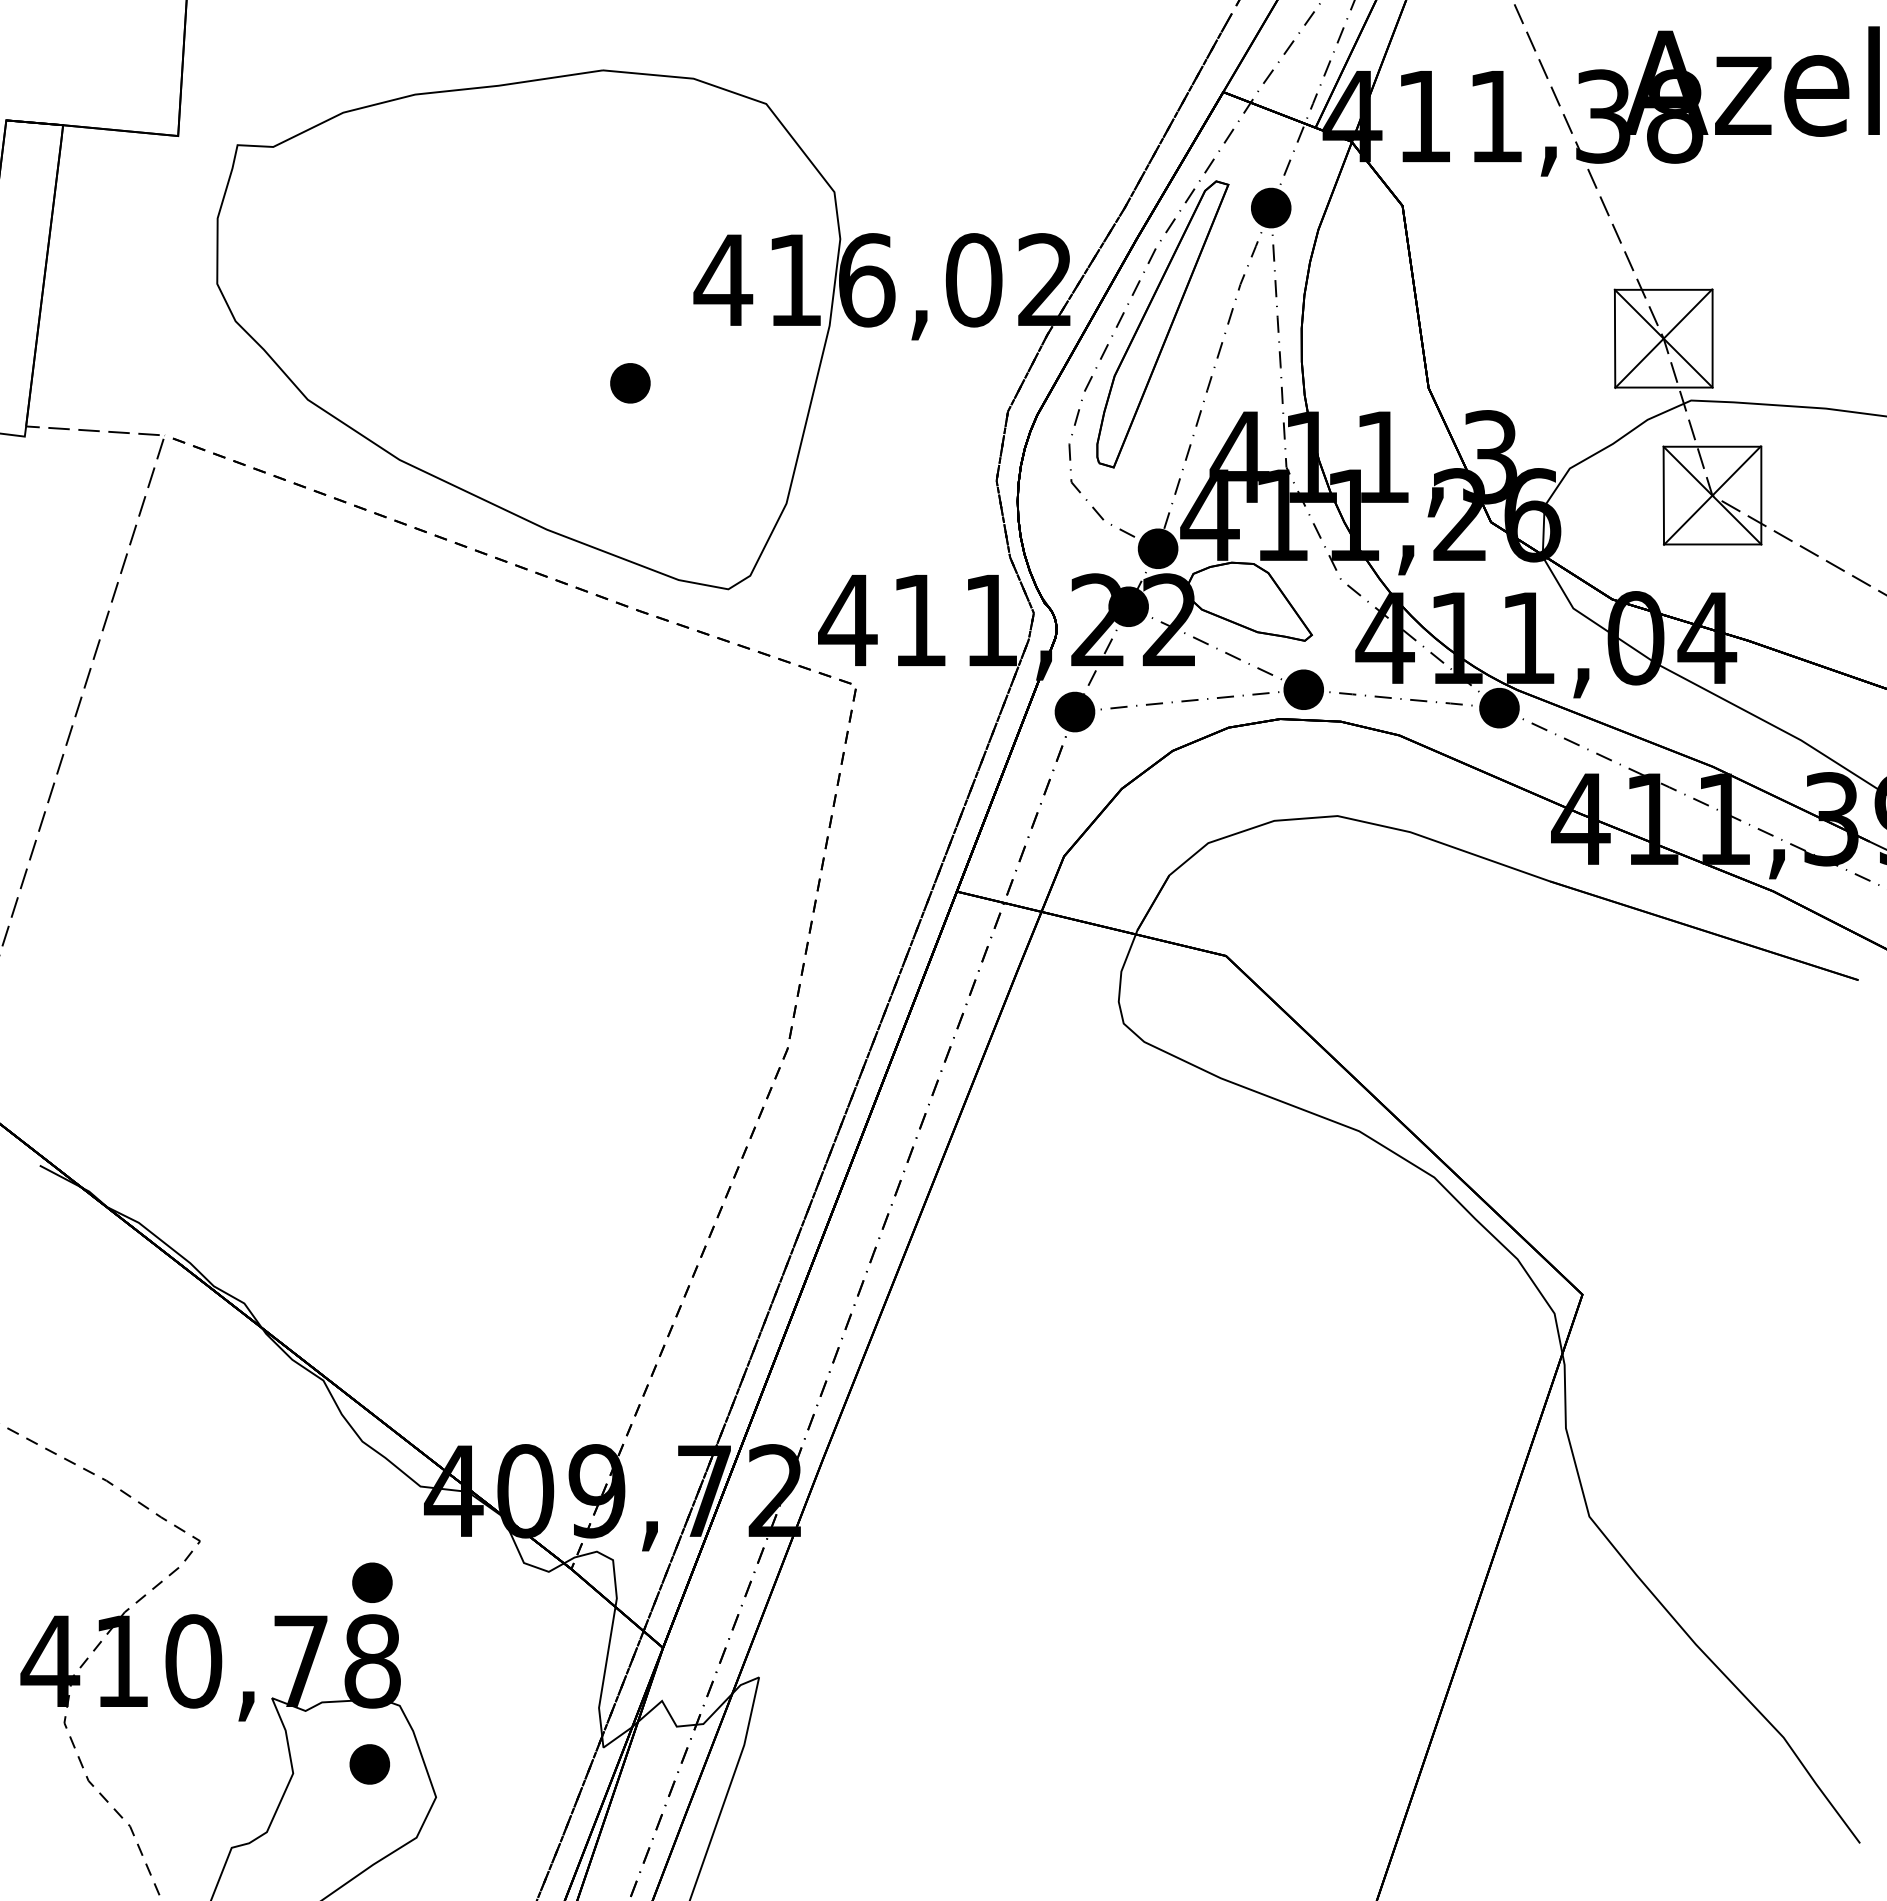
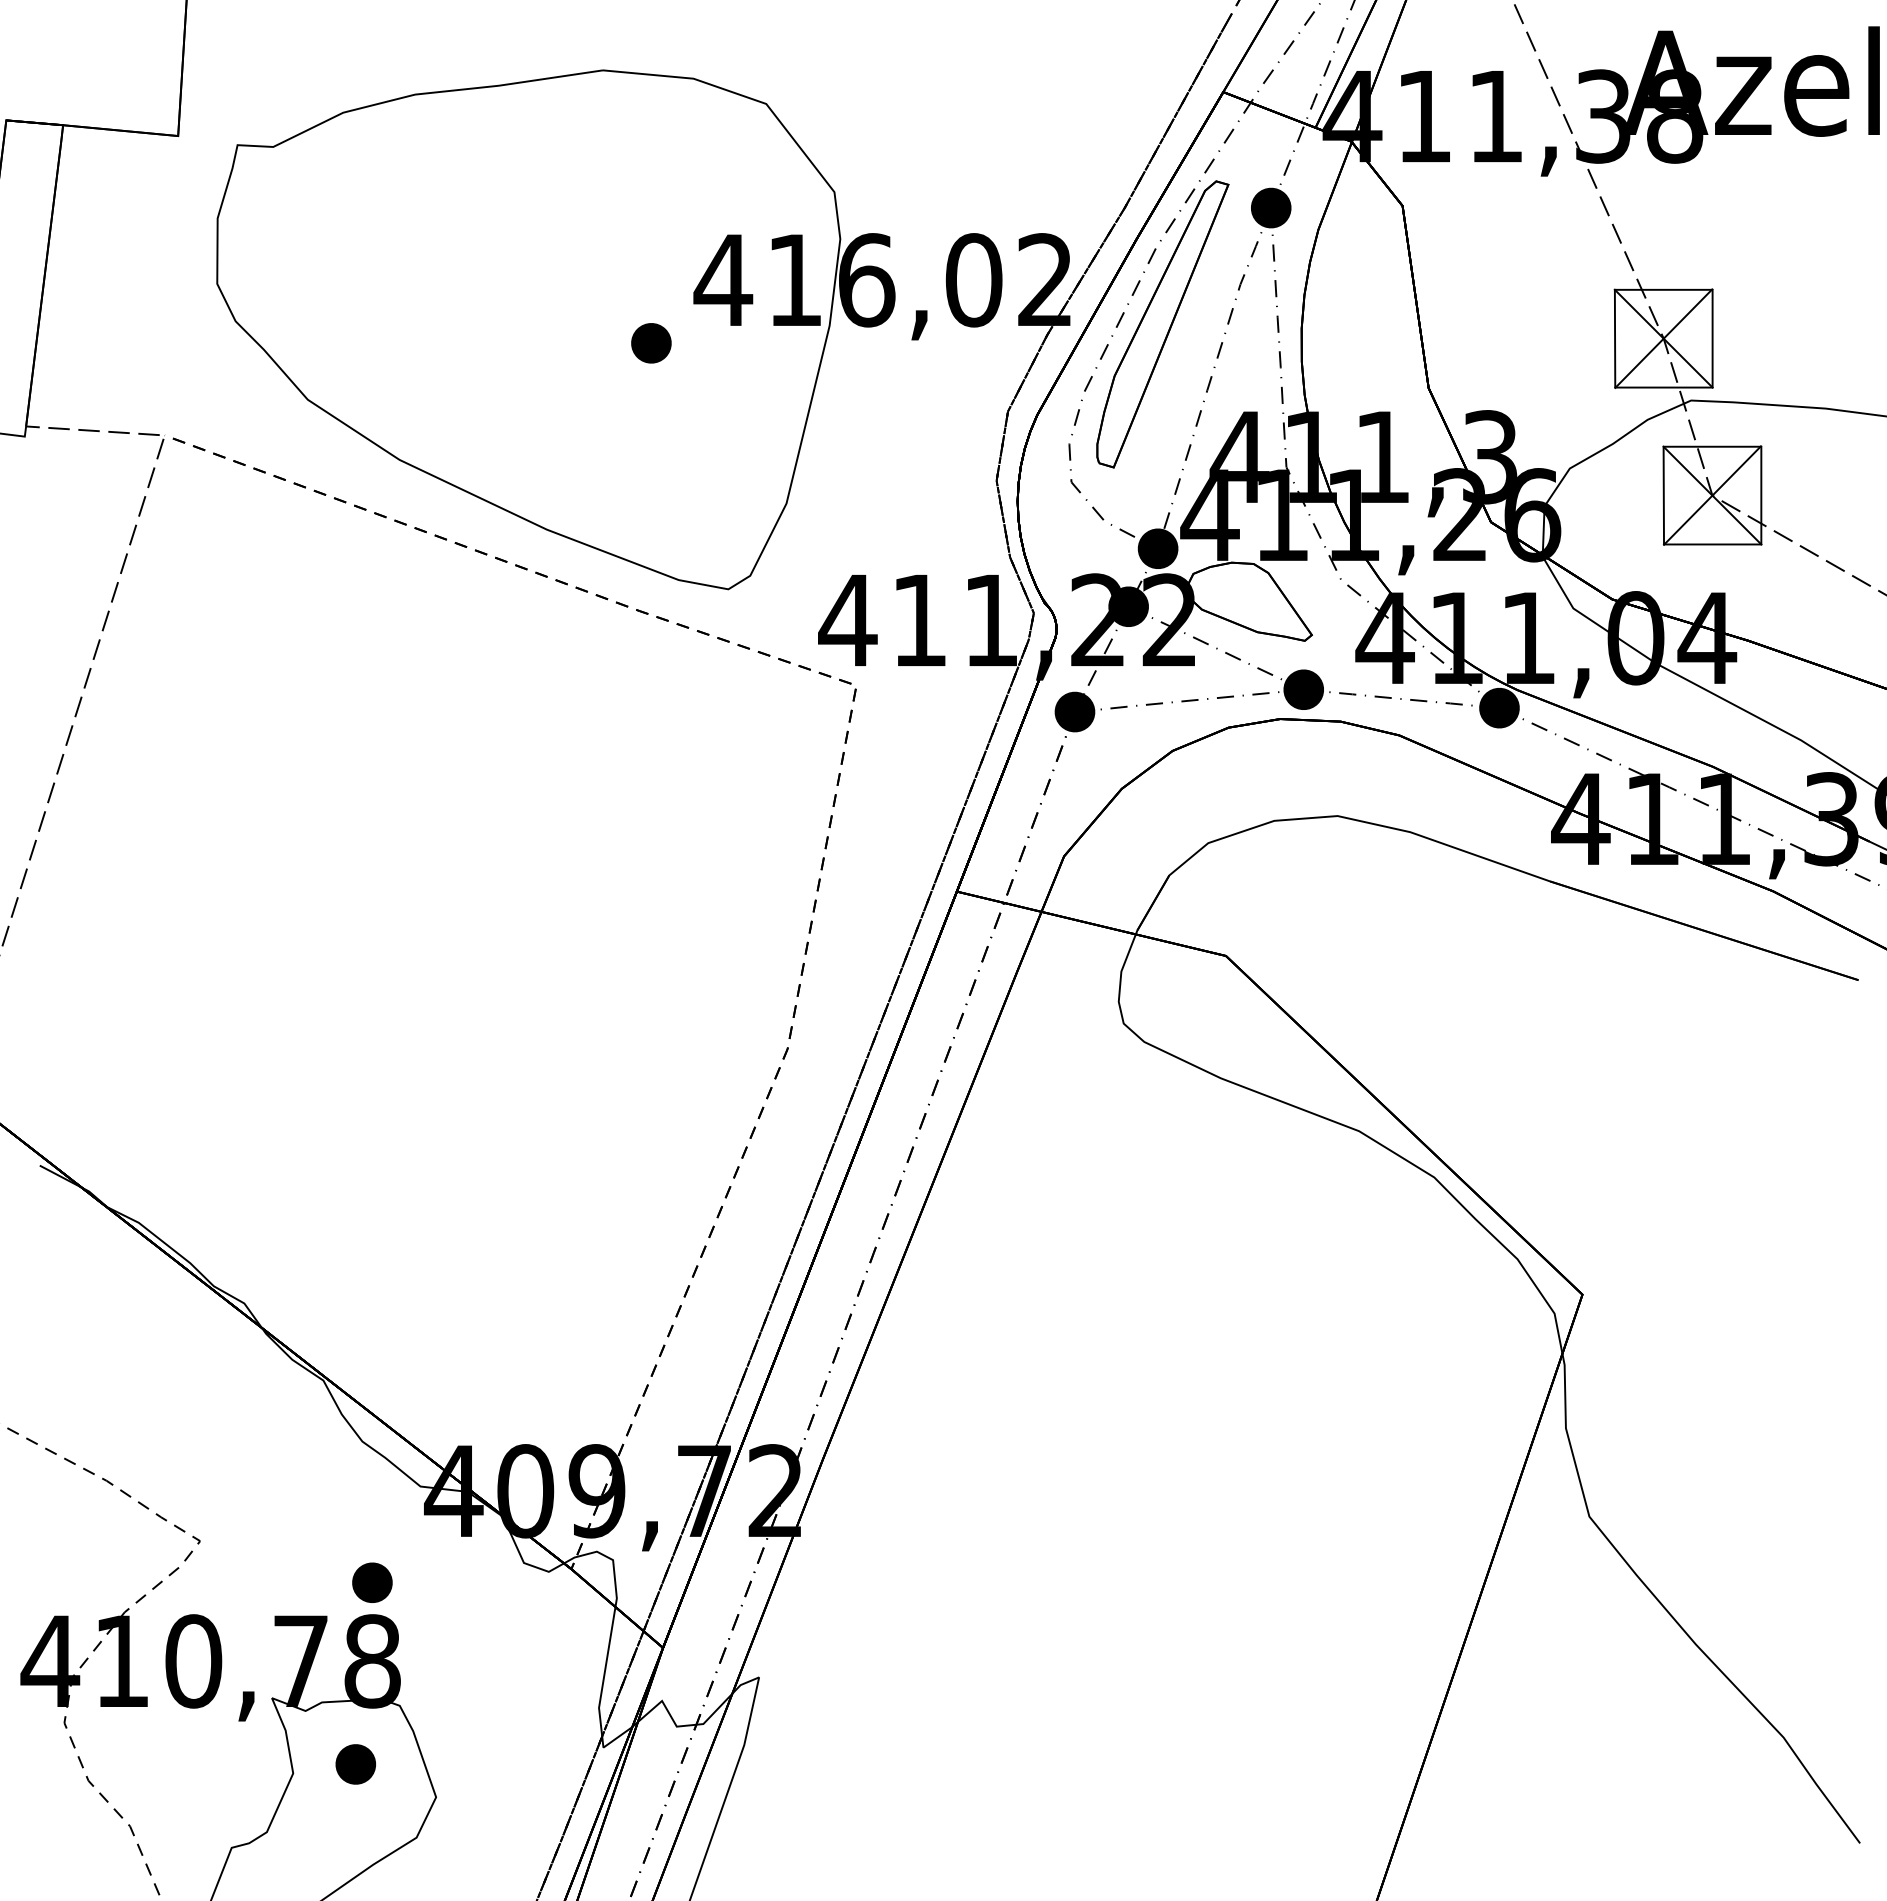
part position: (630, 383) -> (651, 343) (651, 343)
part position: (369, 1764) -> (355, 1764) (355, 1764)
